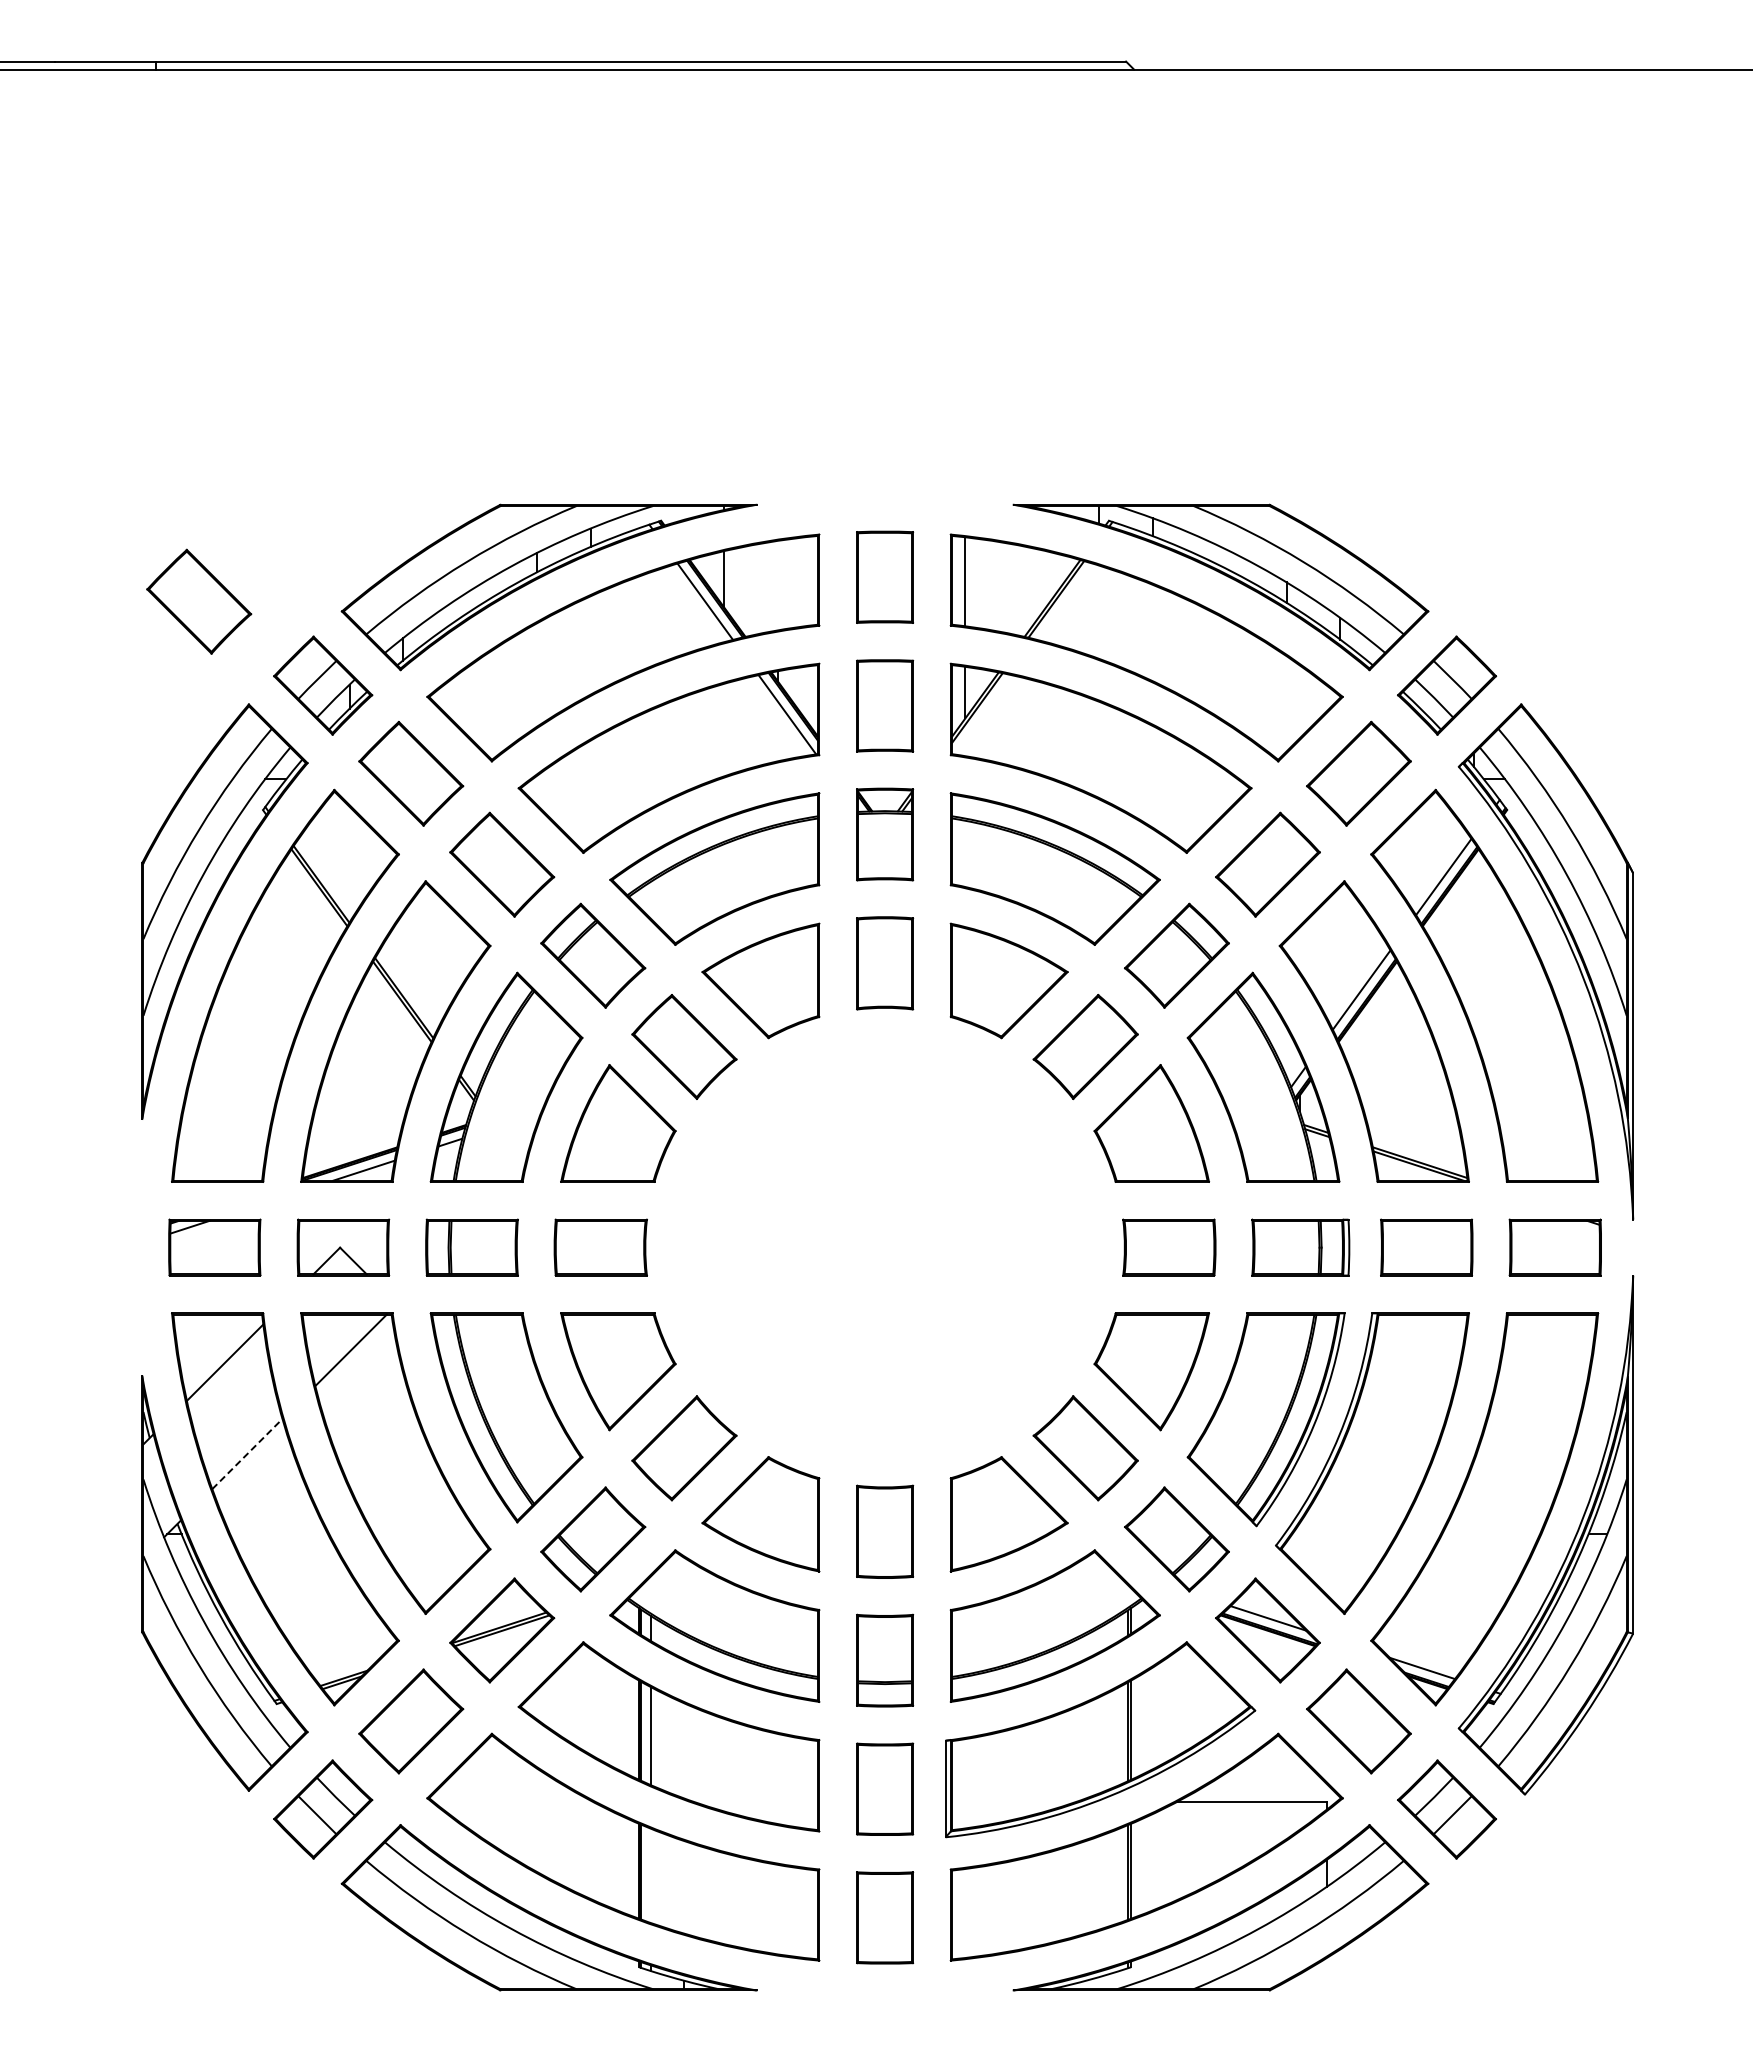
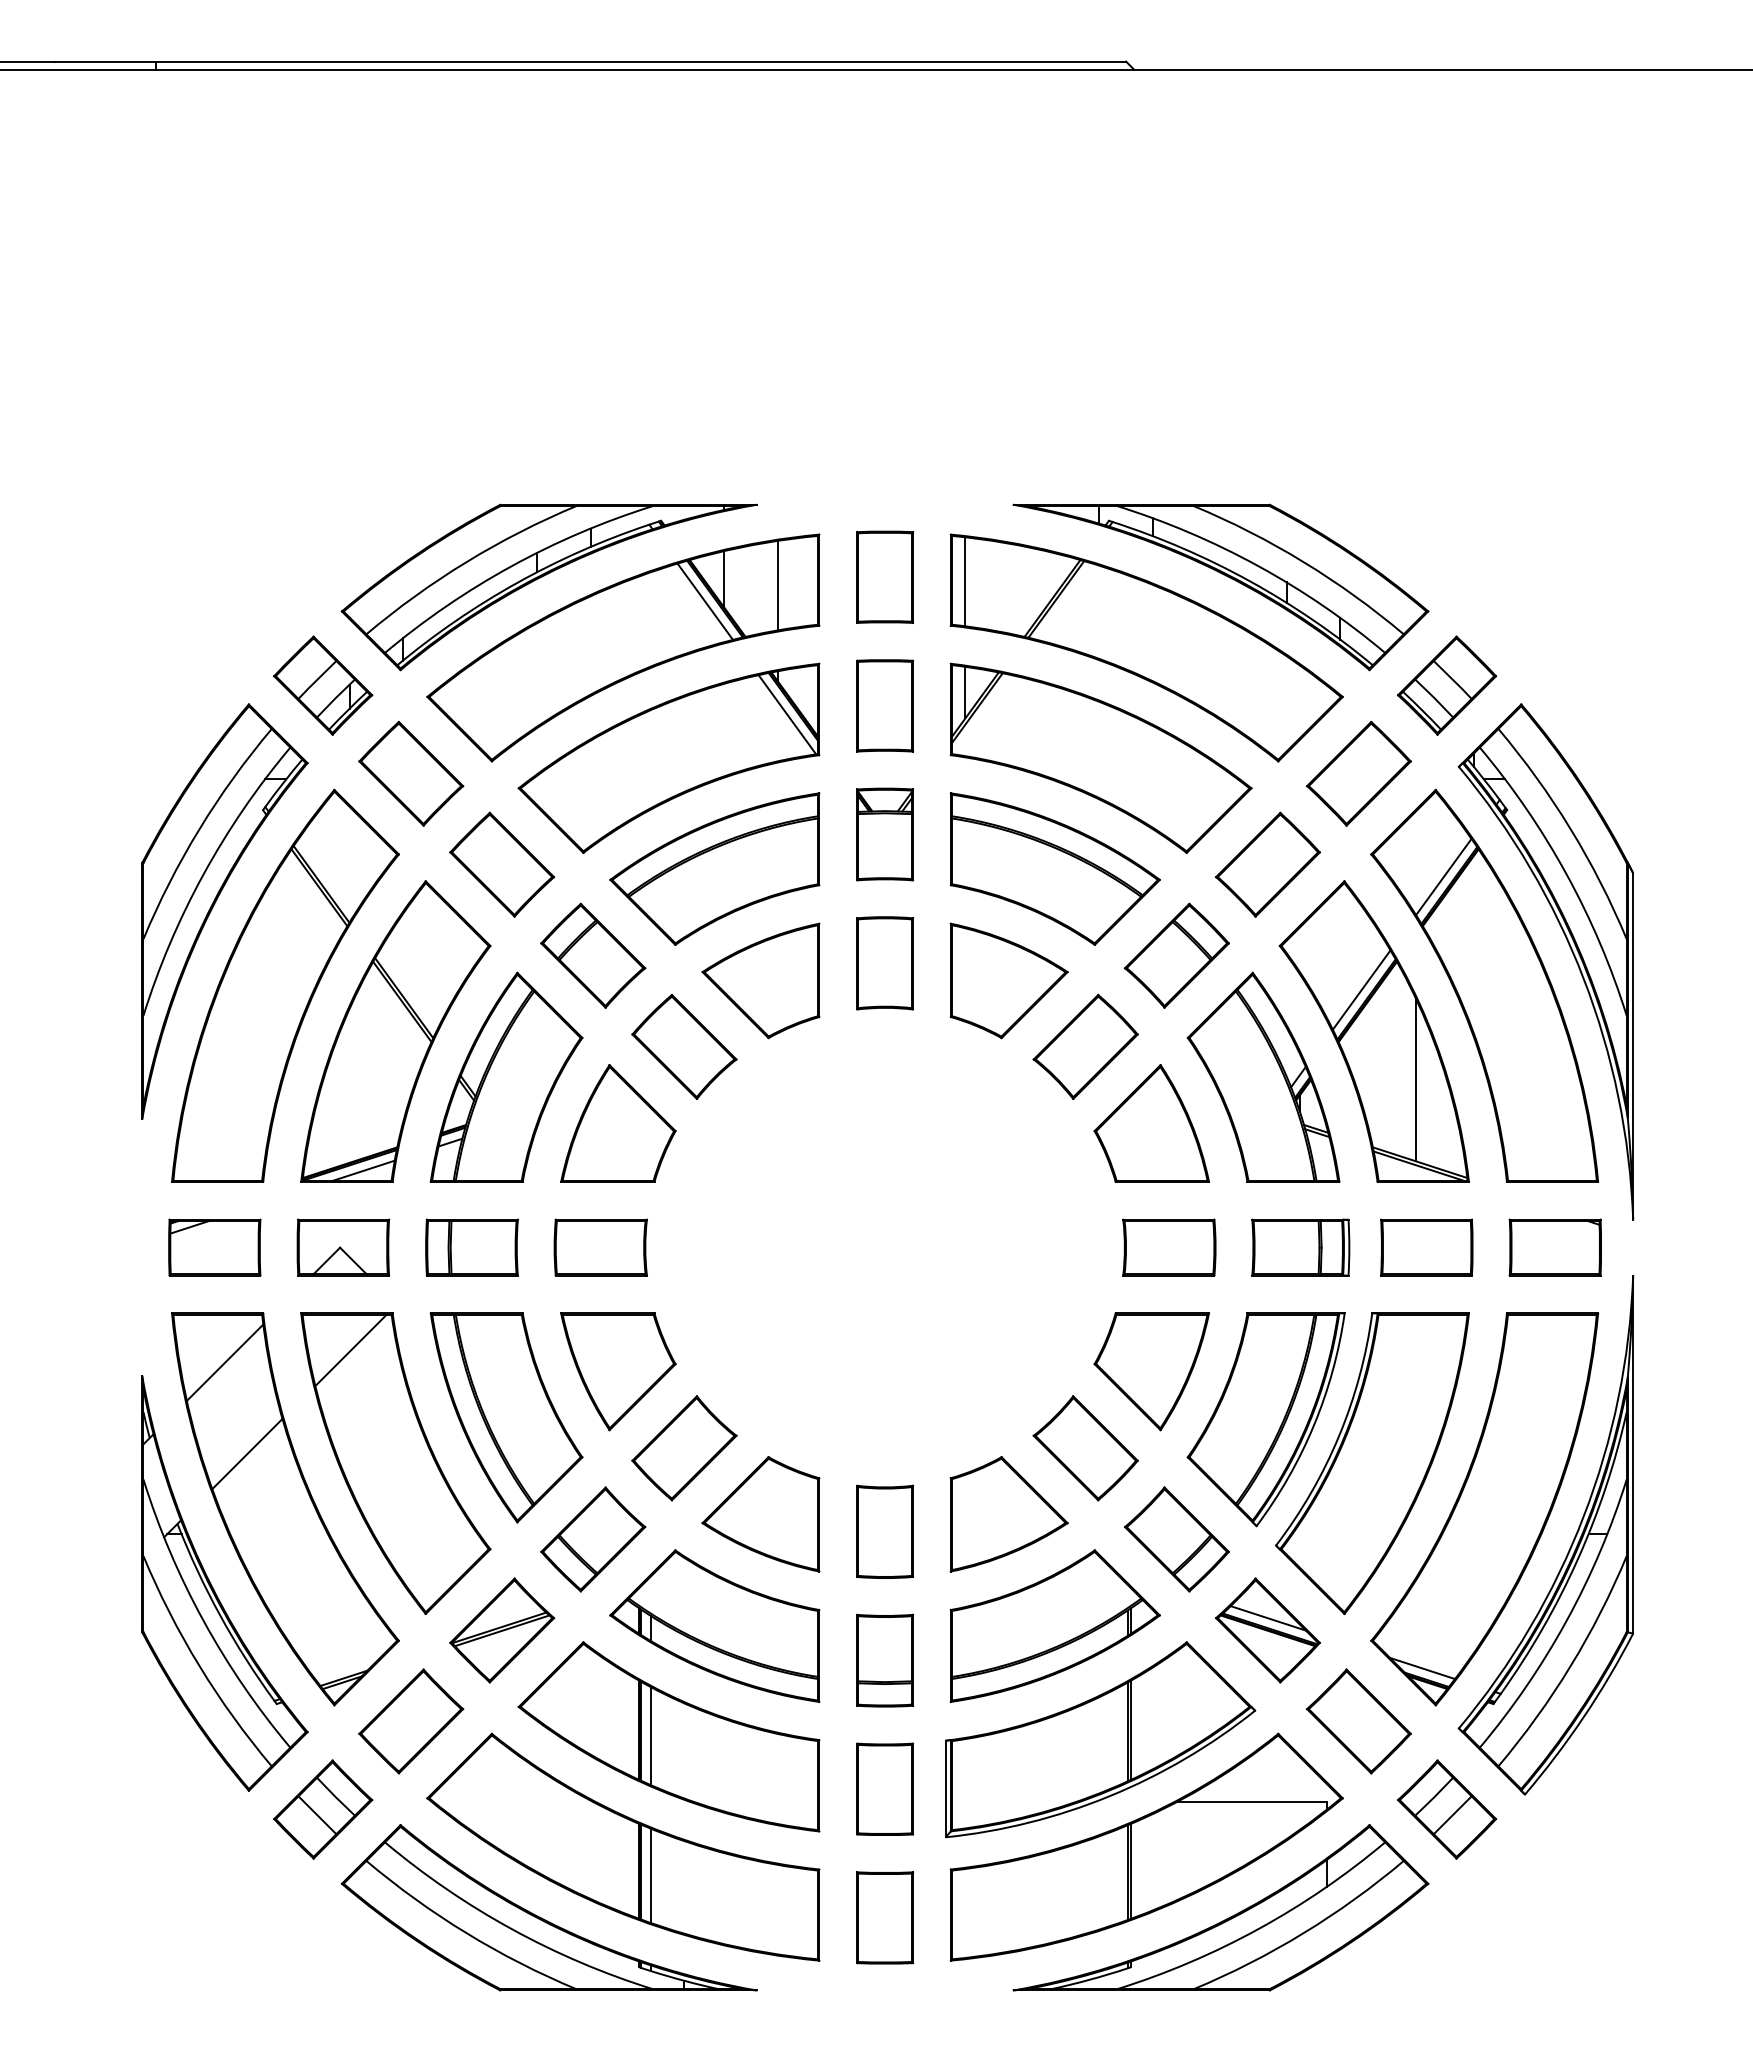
line: none -> present (778, 585)
part: present -> none (199, 601)
line: none -> present (1415, 1079)
line: dashed -> solid (247, 1454)
line: none -> present (650, 1875)
